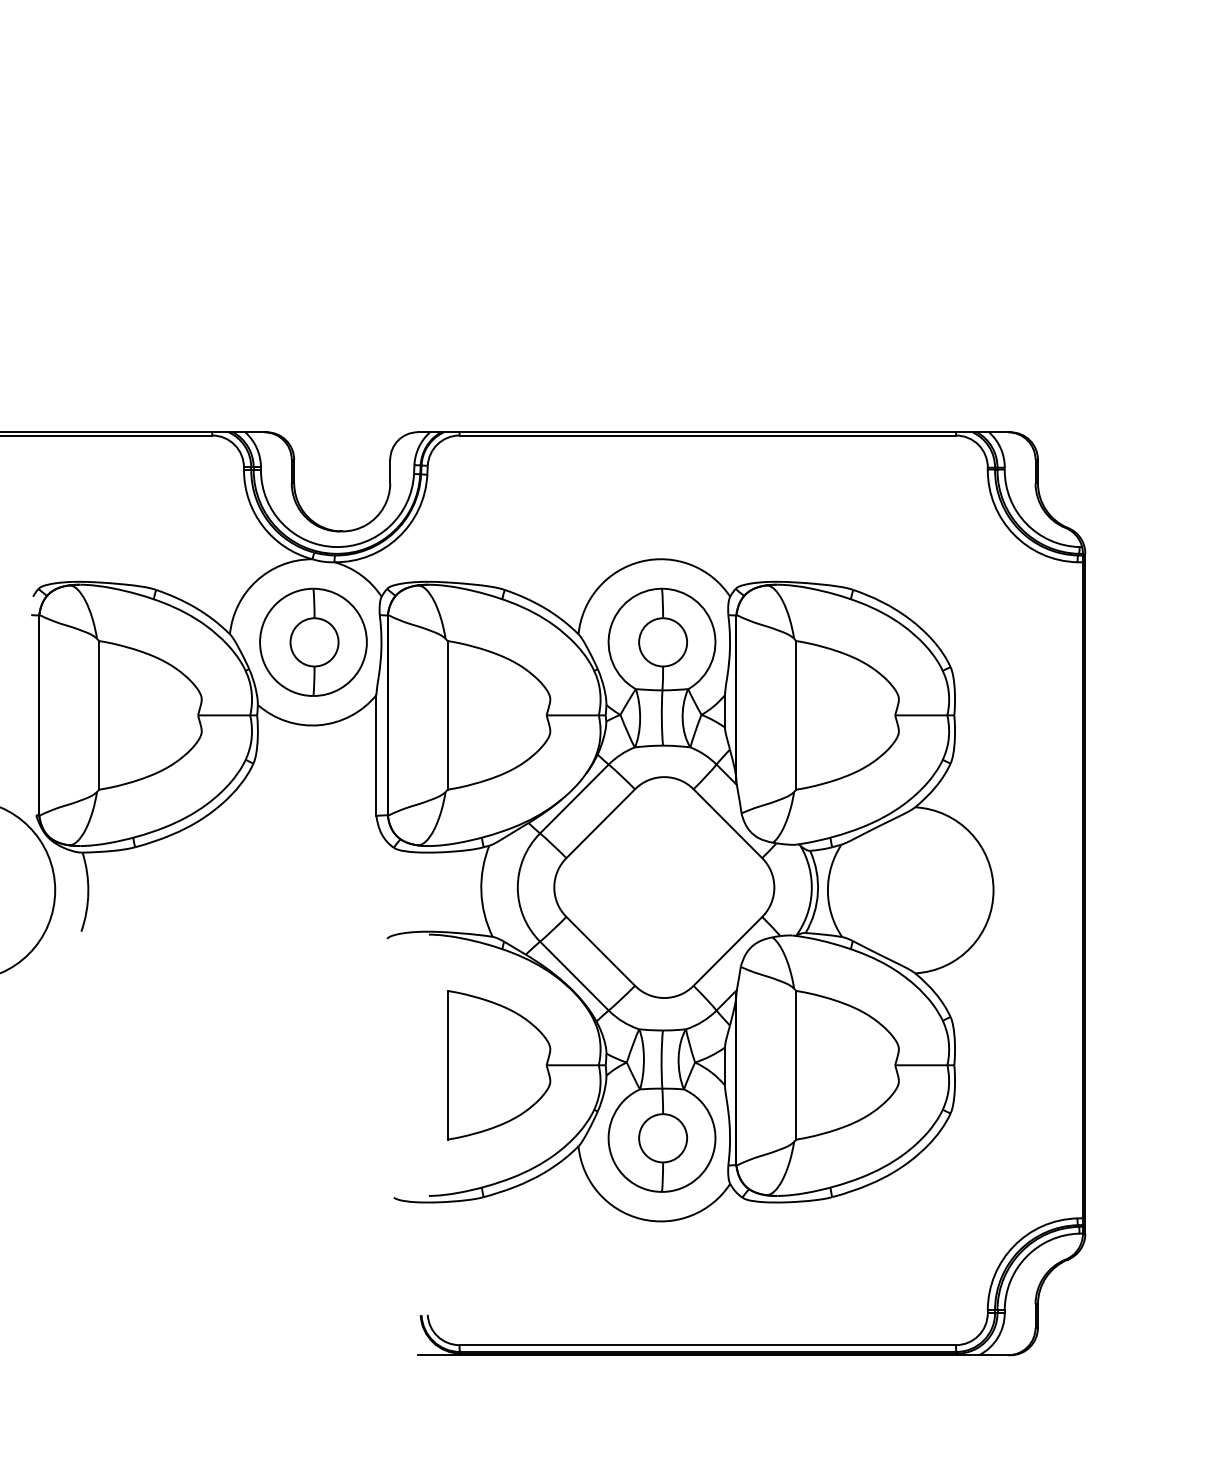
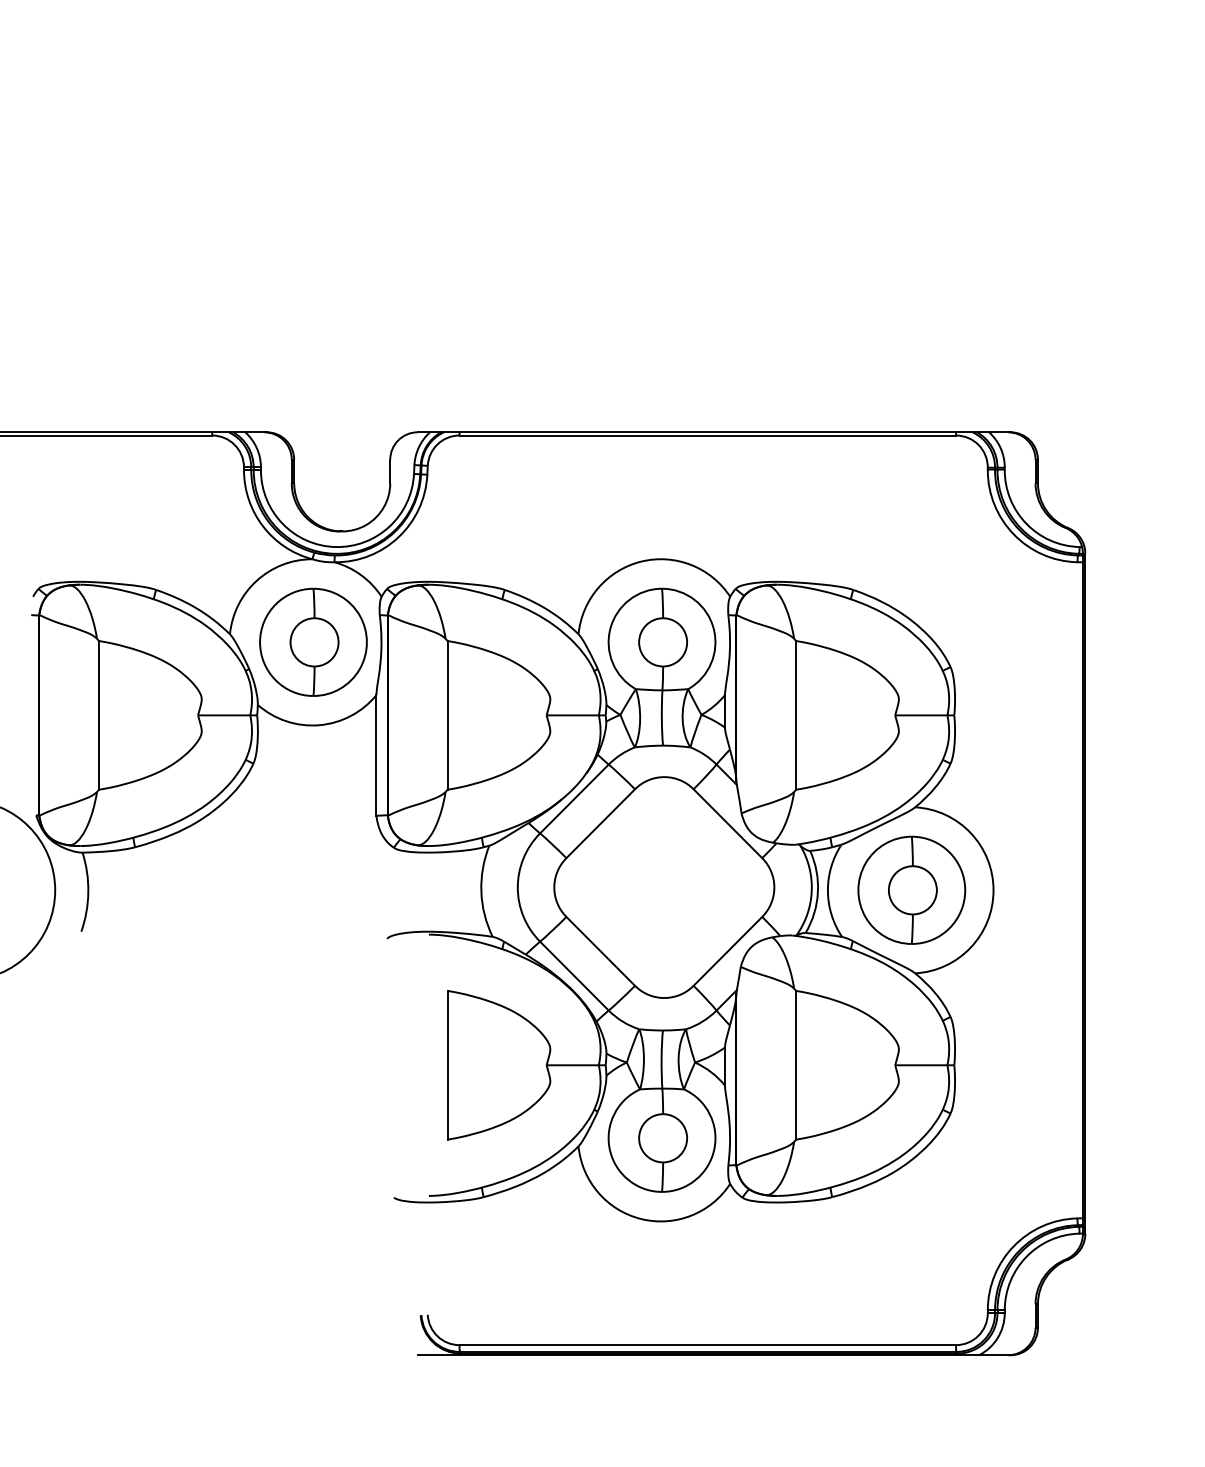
part: none -> present (911, 889)
